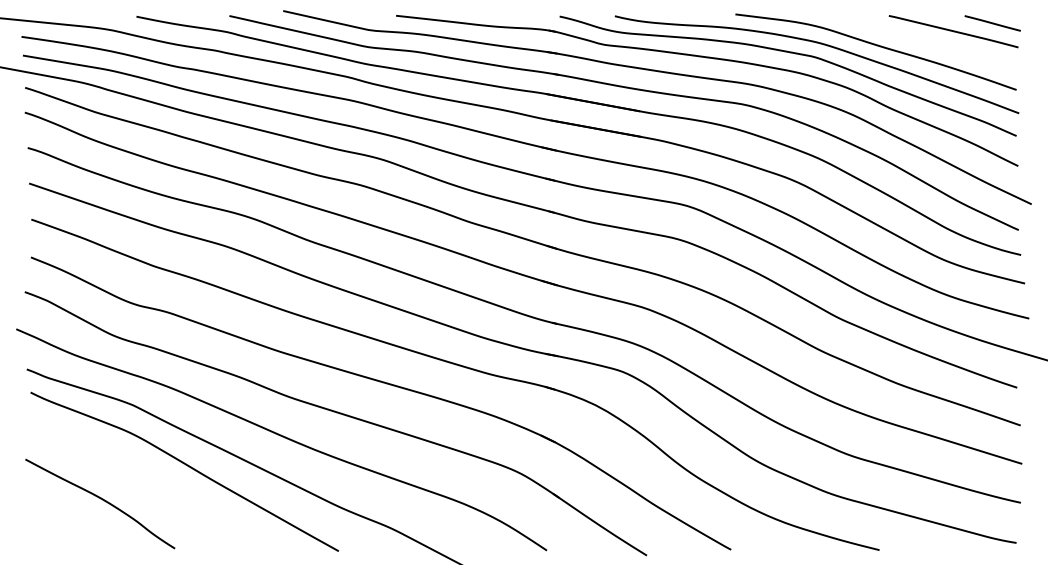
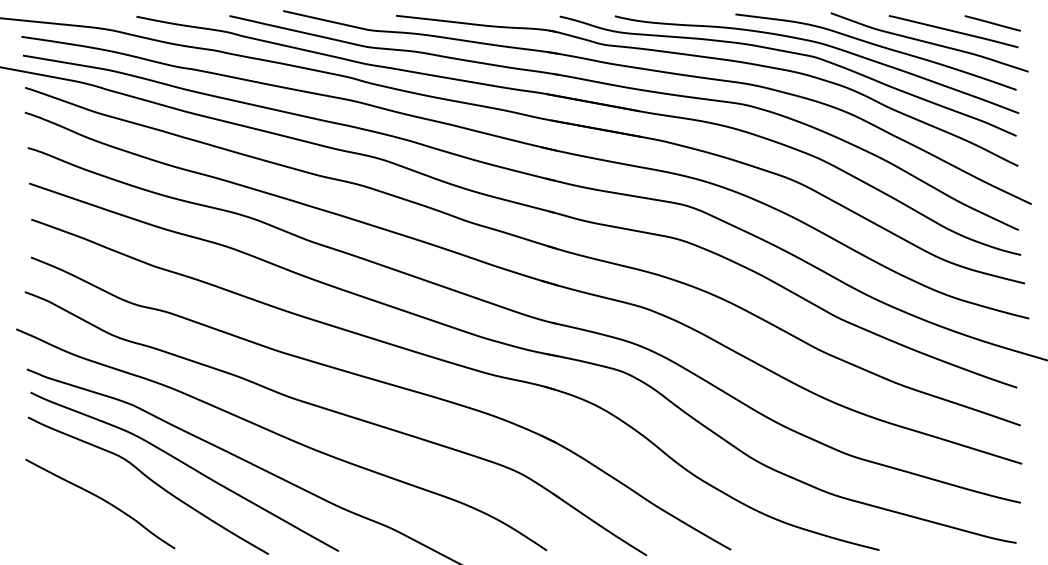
curve: none -> present (929, 42)
curve: none -> present (151, 481)
